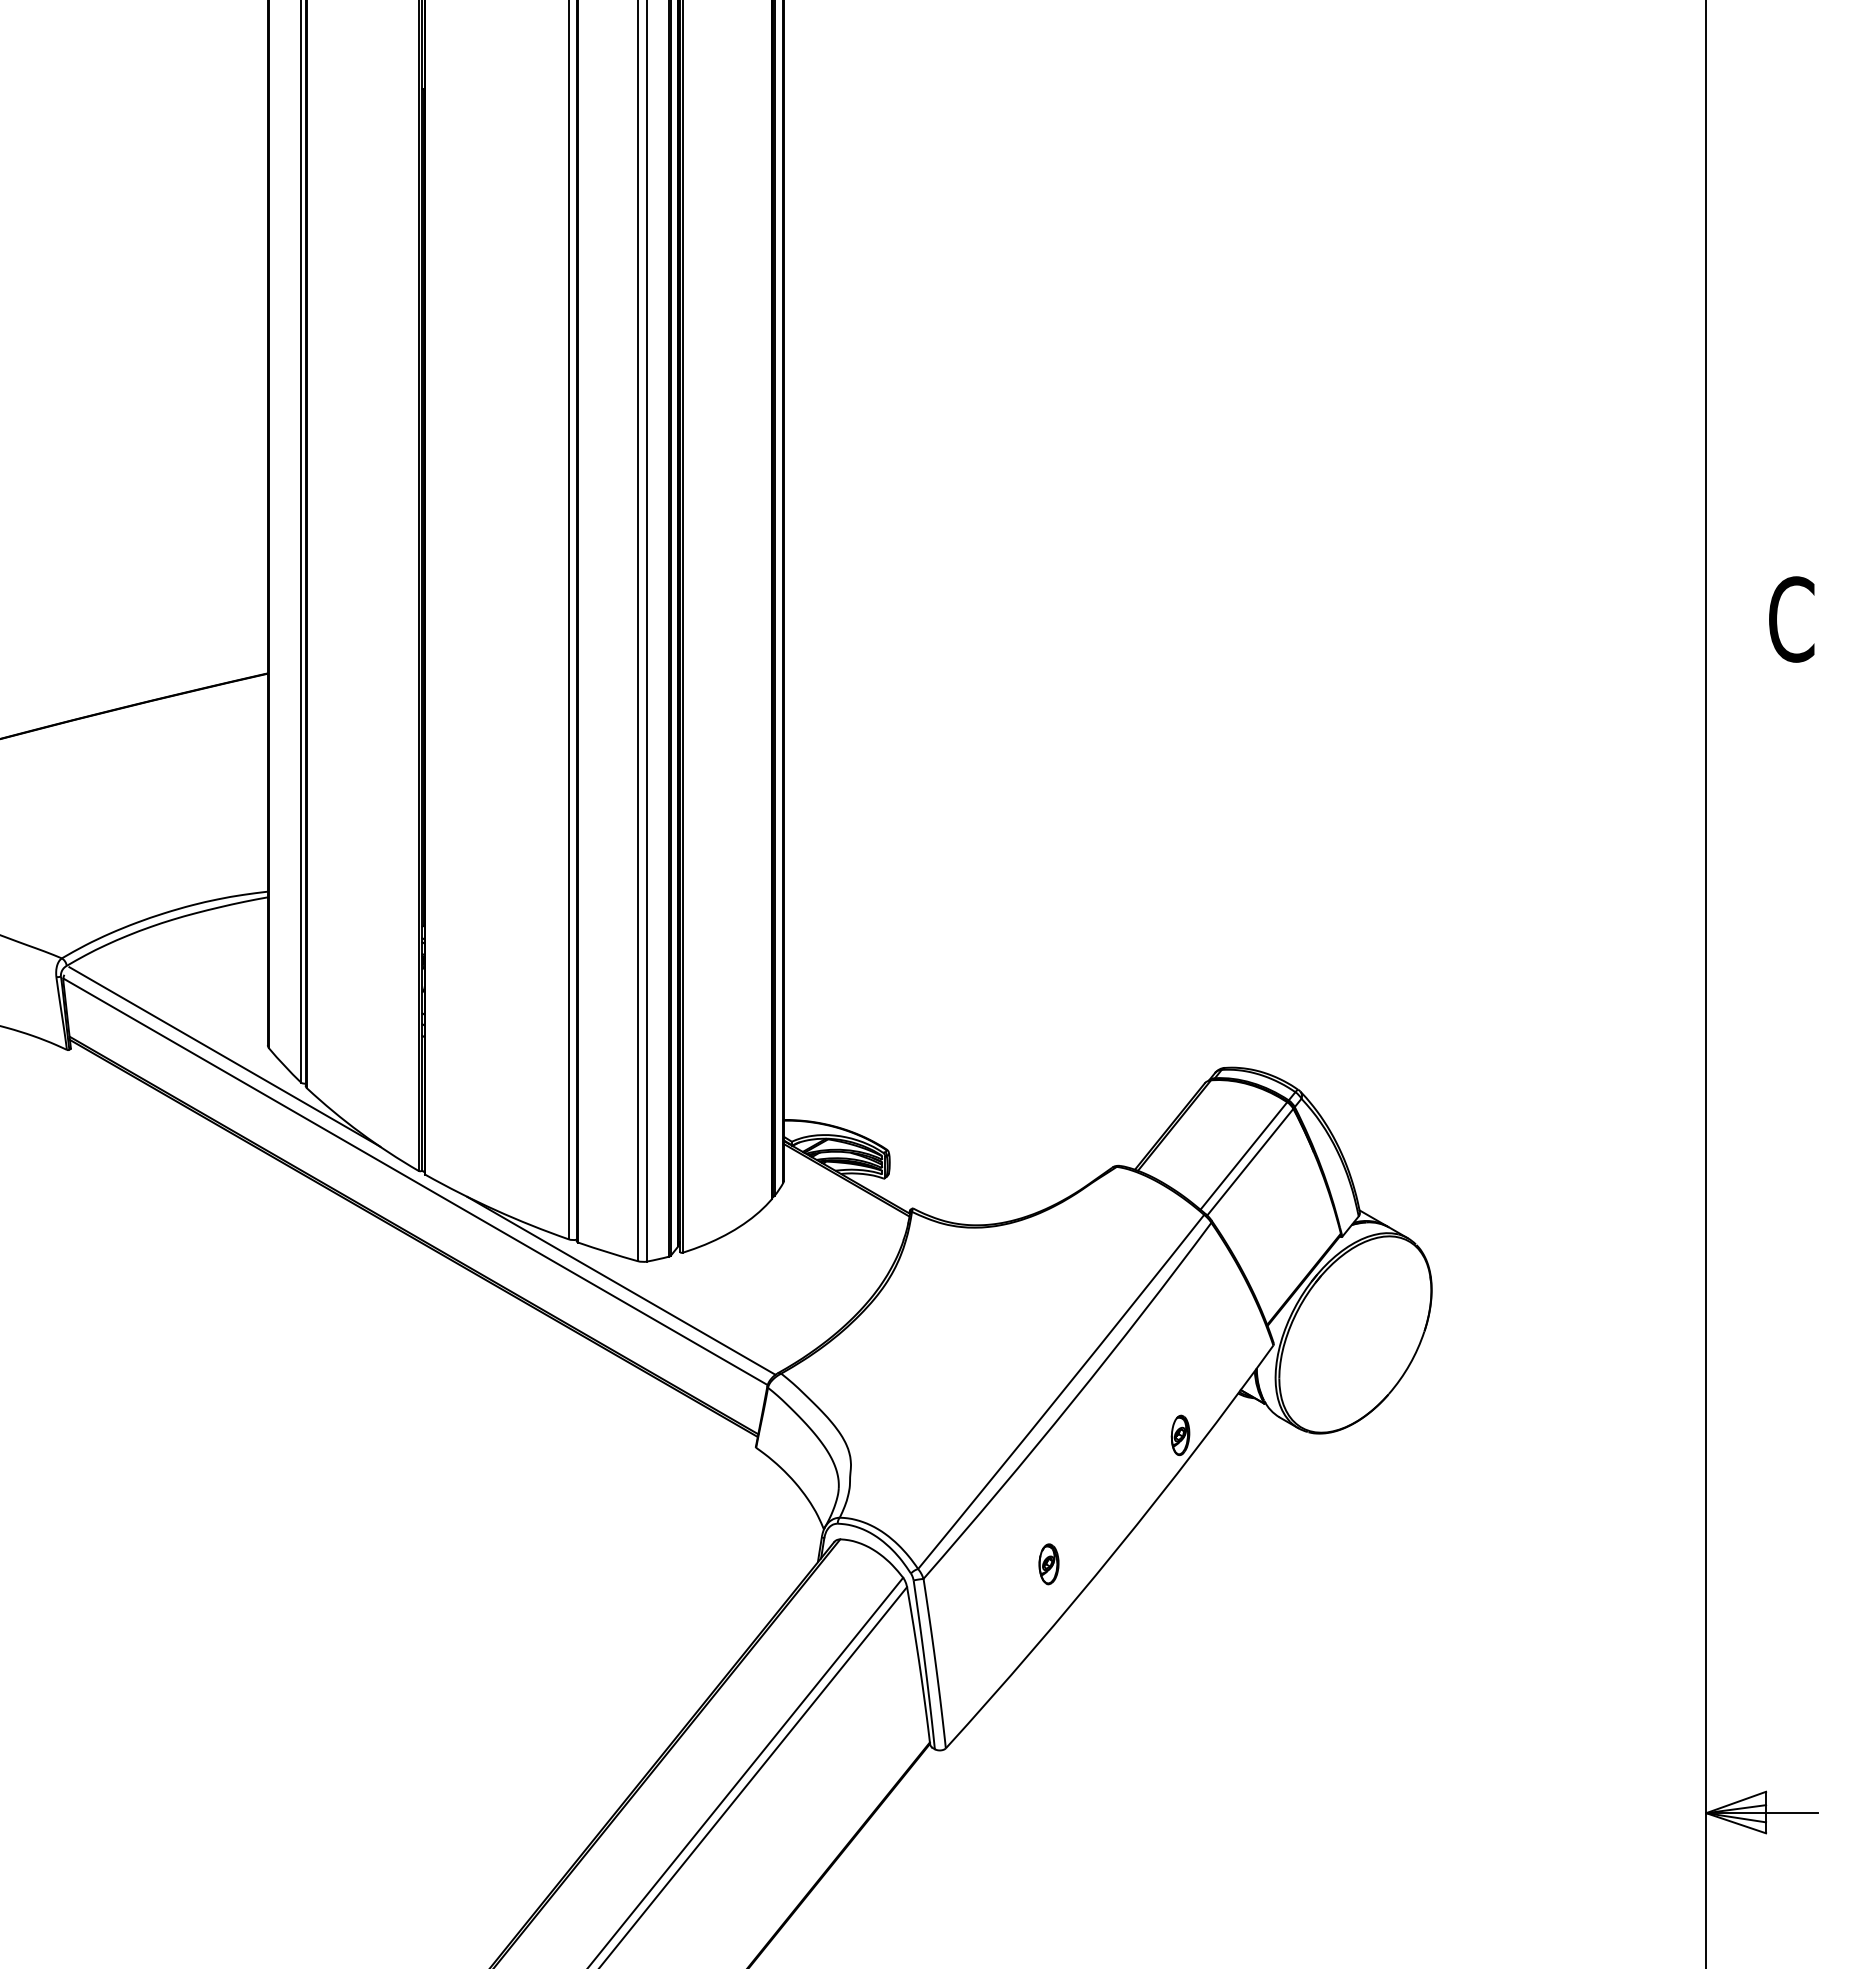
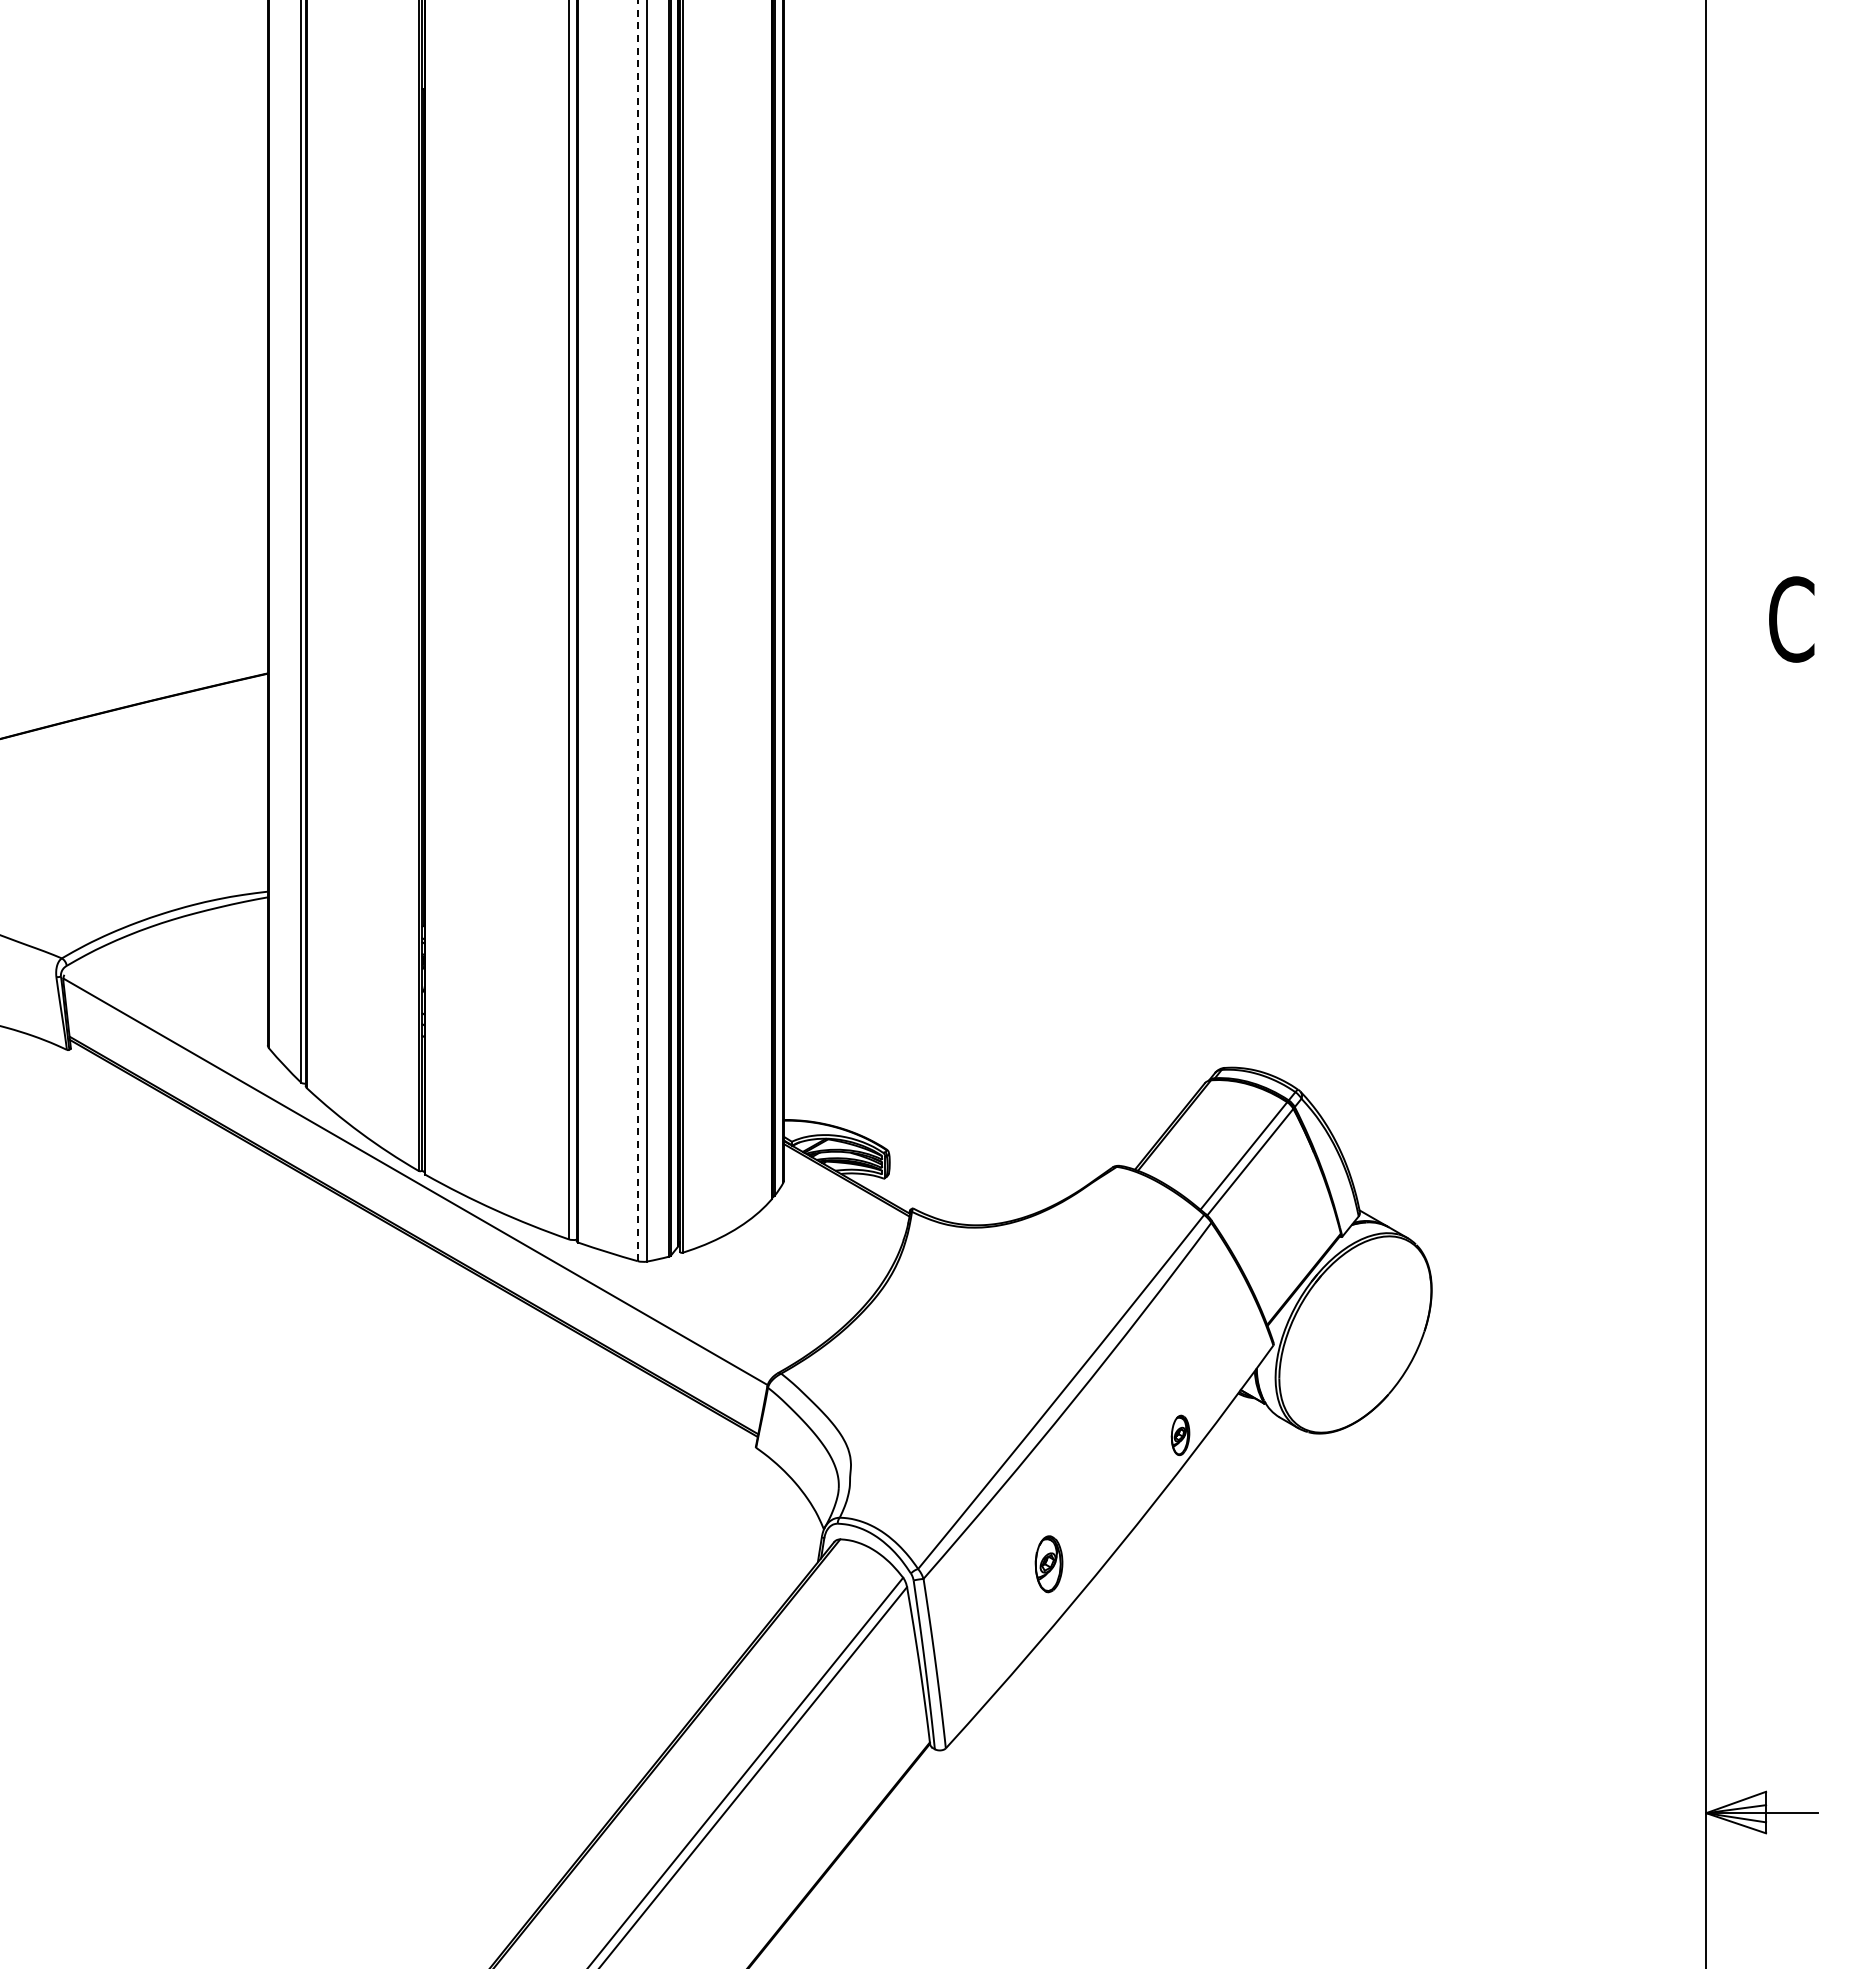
line: solid -> dashed (637, 630)
line: present -> none (224, 1056)
line: present -> none (621, 1285)
part size: 22x43 px -> 30x59 px (1048, 1564)
